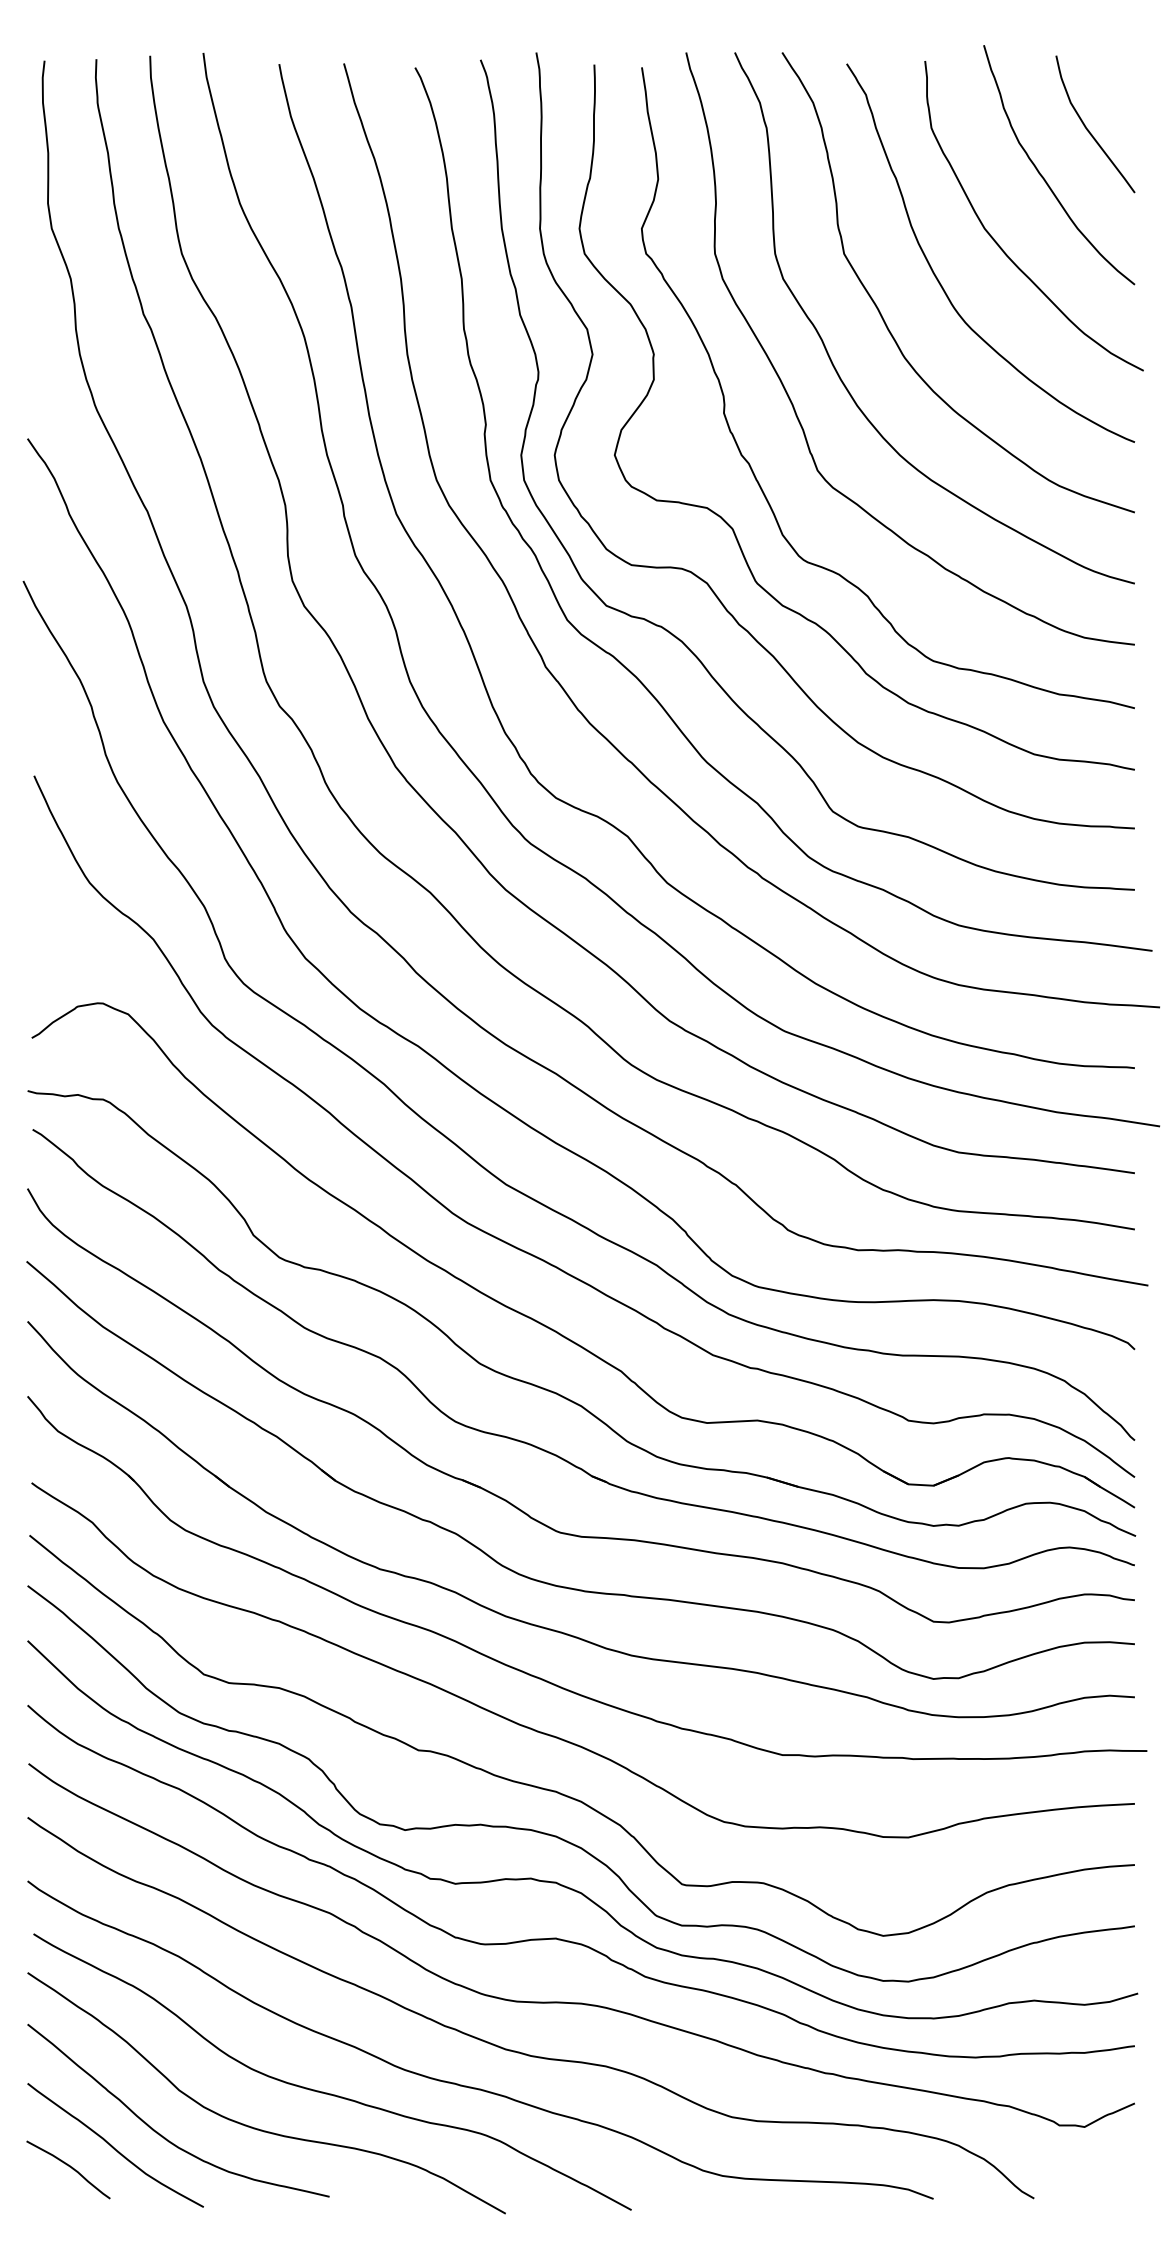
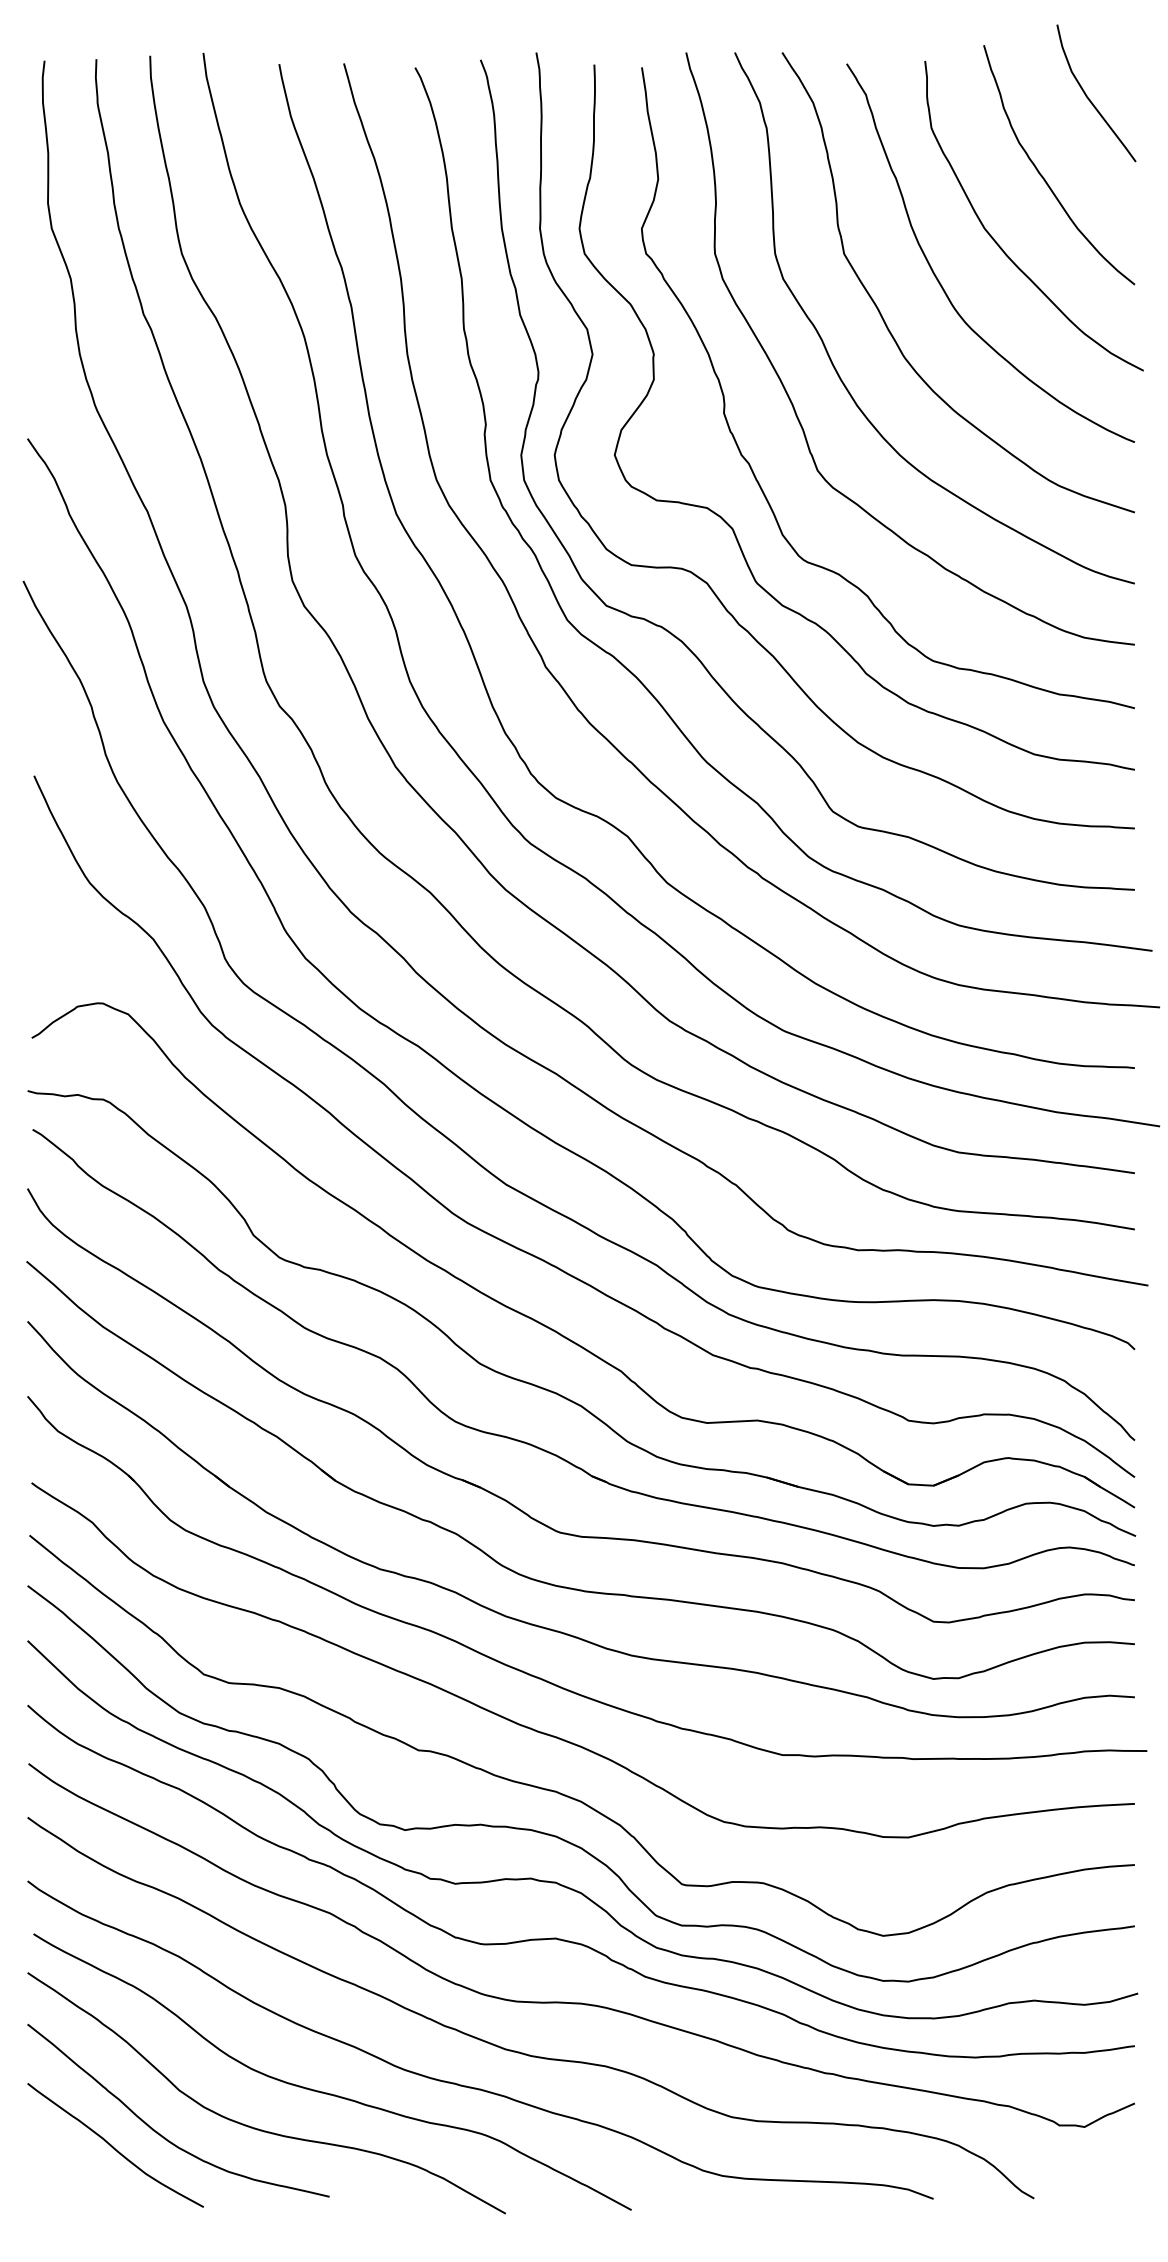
curve position: (1089, 130) -> (1090, 99) (1090, 99)
curve: present -> none (69, 2167)
